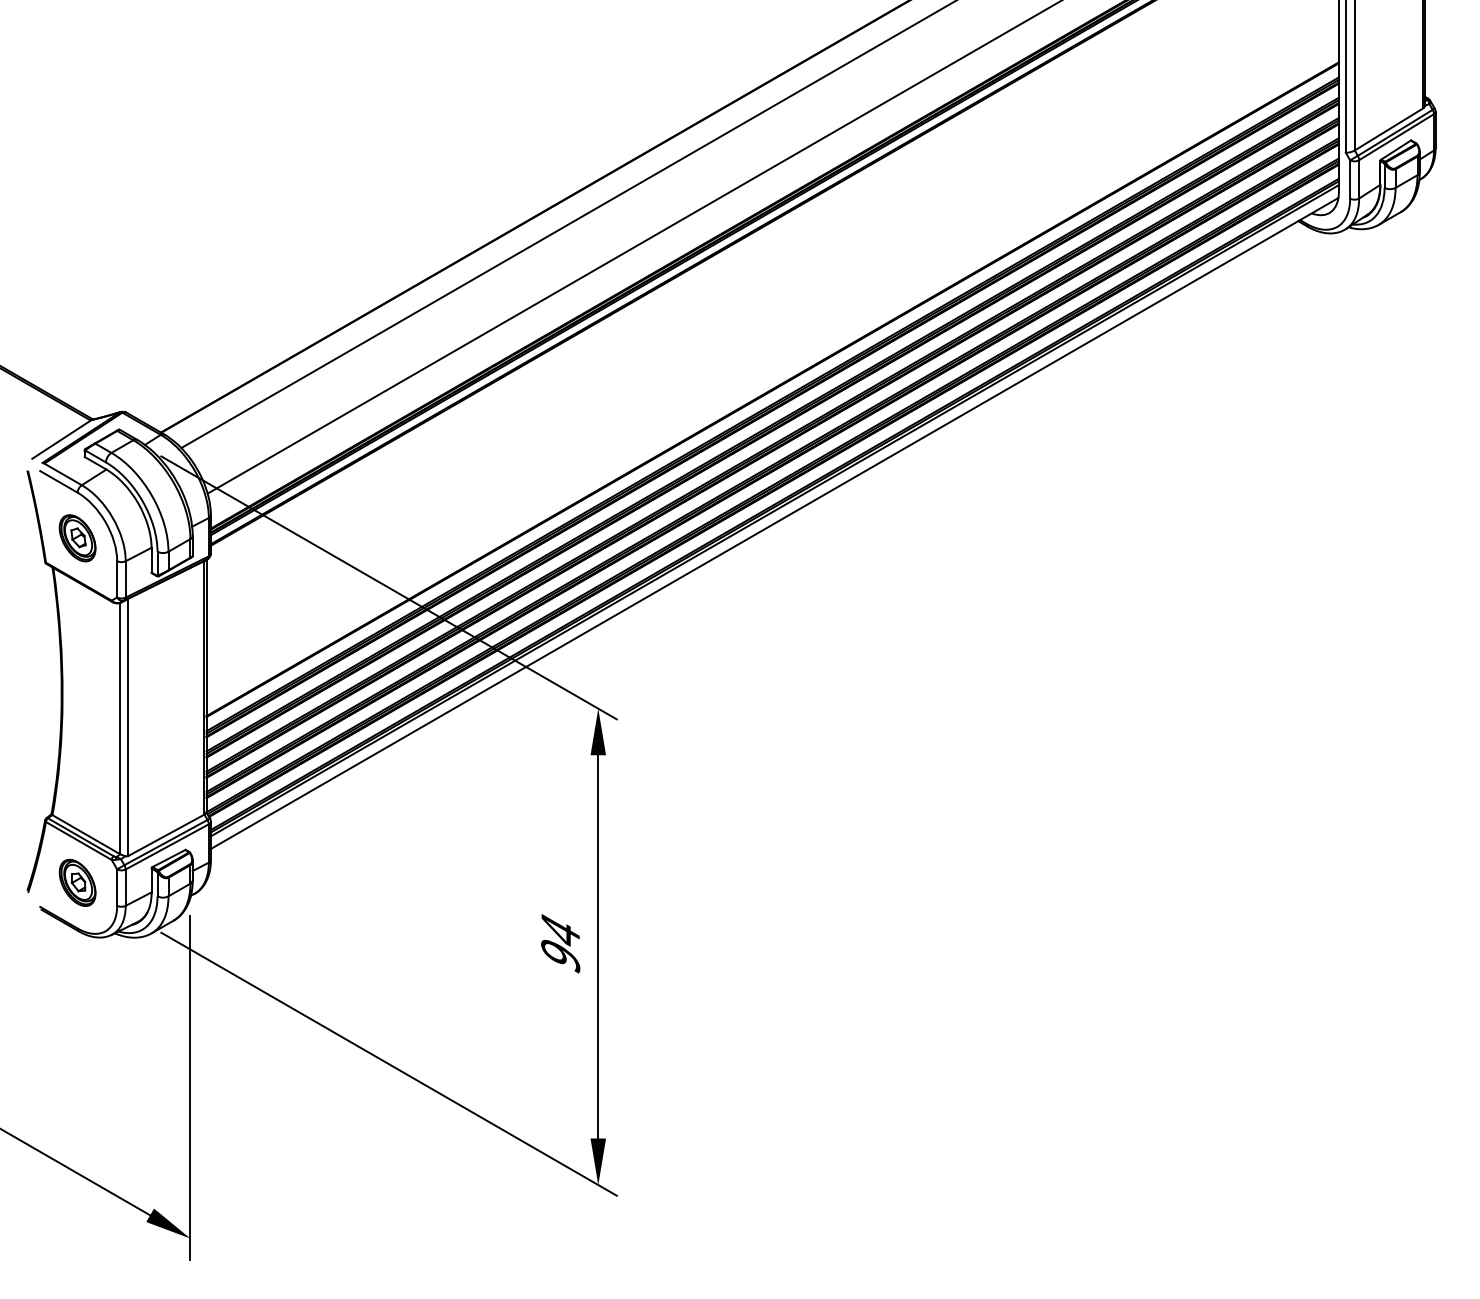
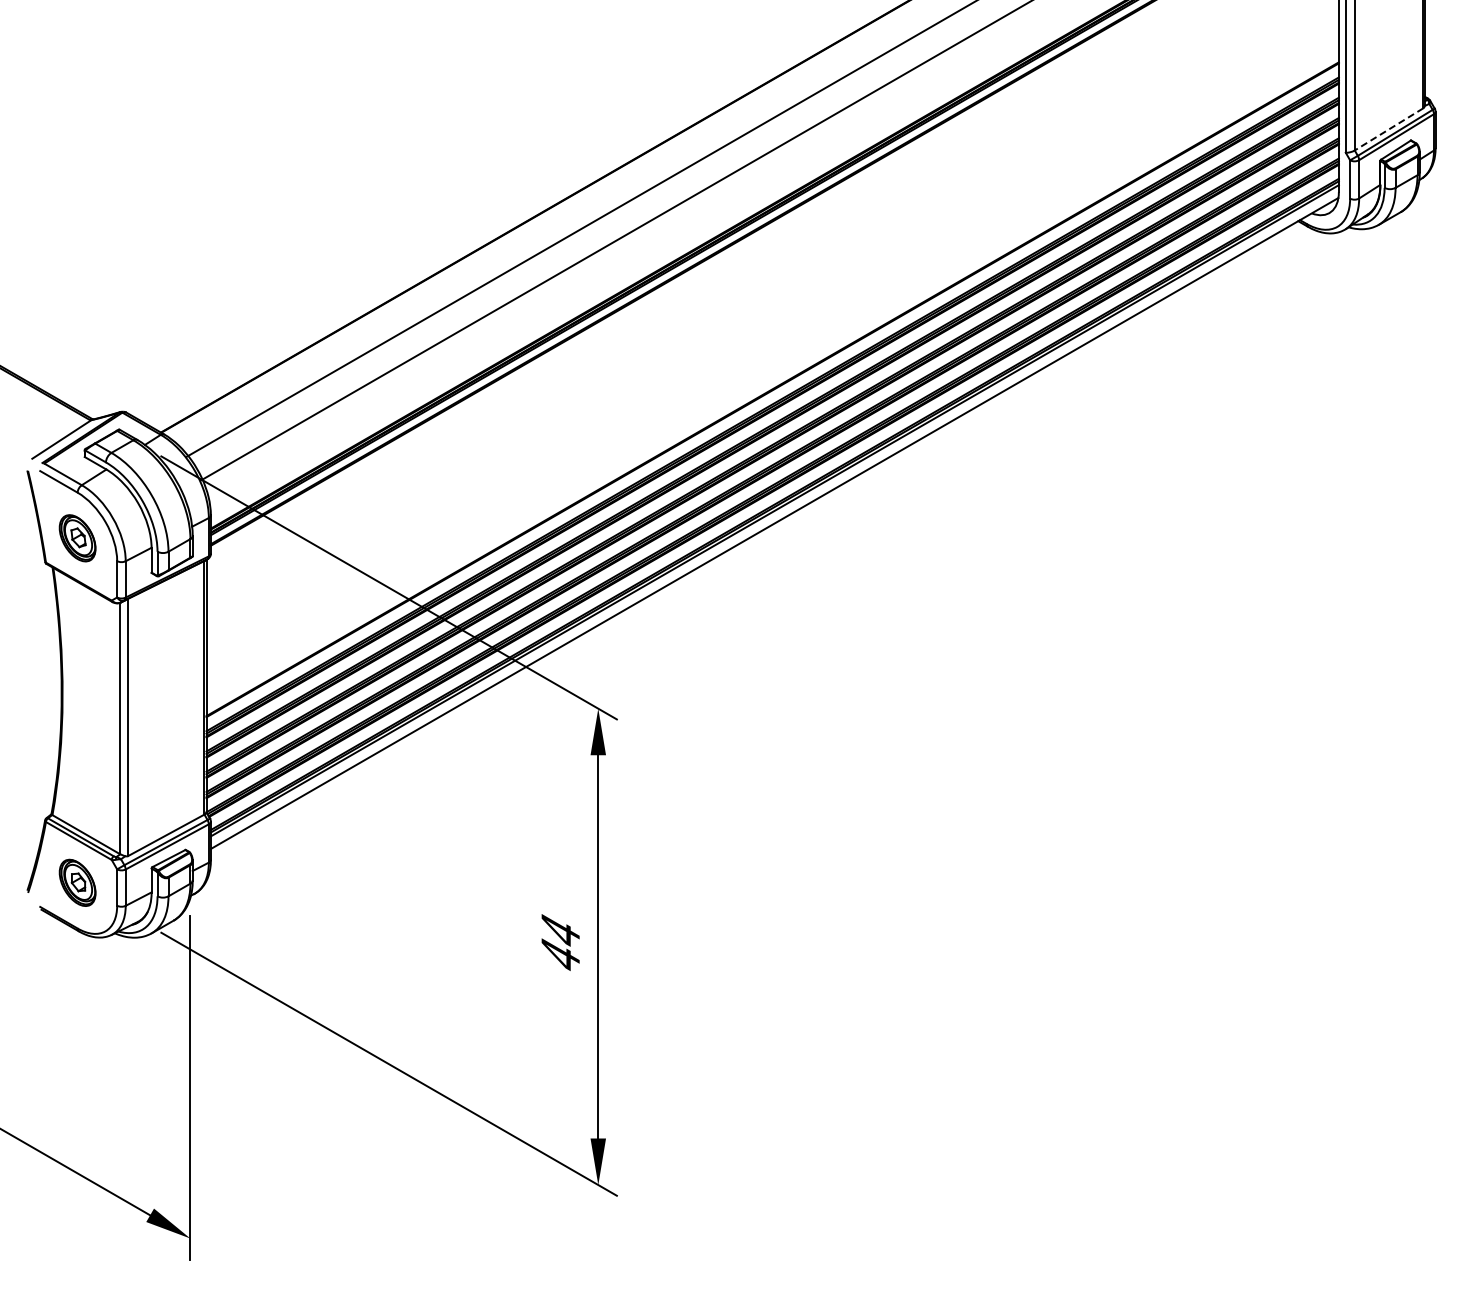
line: solid -> dashed (1388, 129)
line position: (567, 225) -> (579, 229) (579, 229)
line position: (632, 247) -> (614, 241) (614, 241)
text: 94 -> 44 (560, 955)
